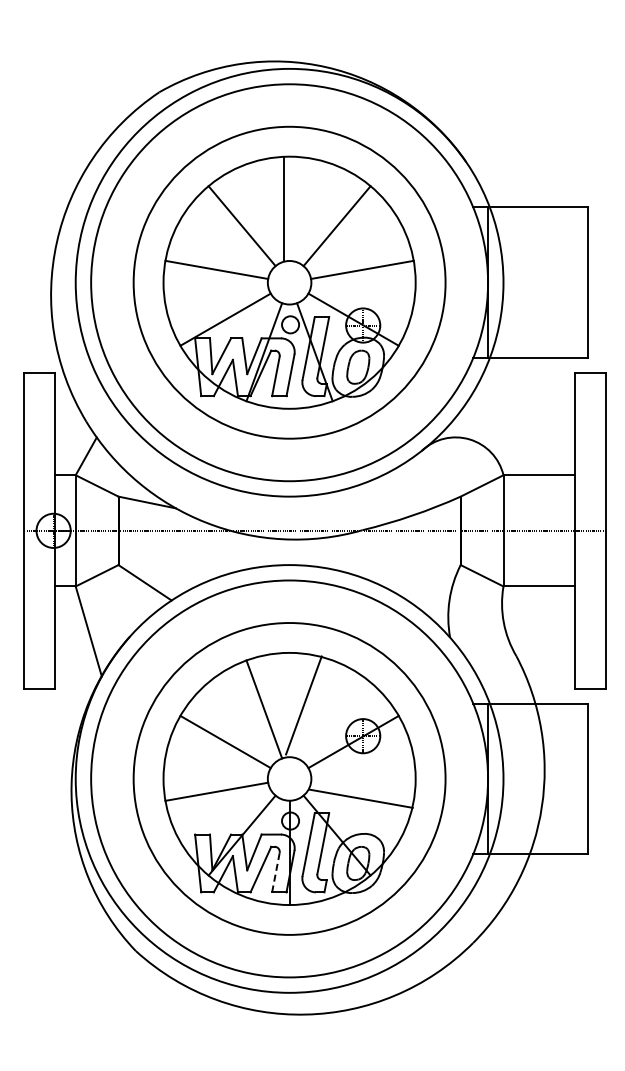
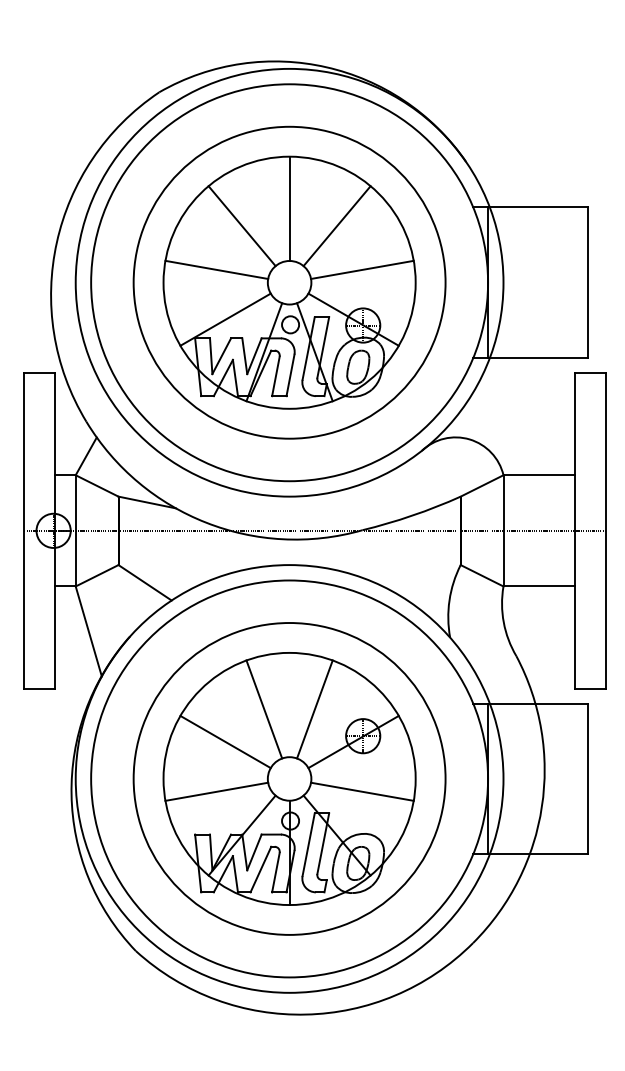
line position: (283, 208) -> (289, 208) (289, 208)
line position: (303, 705) -> (314, 709) (314, 709)
line position: (361, 798) -> (362, 791) (362, 791)
line: dashed -> solid (276, 872)
